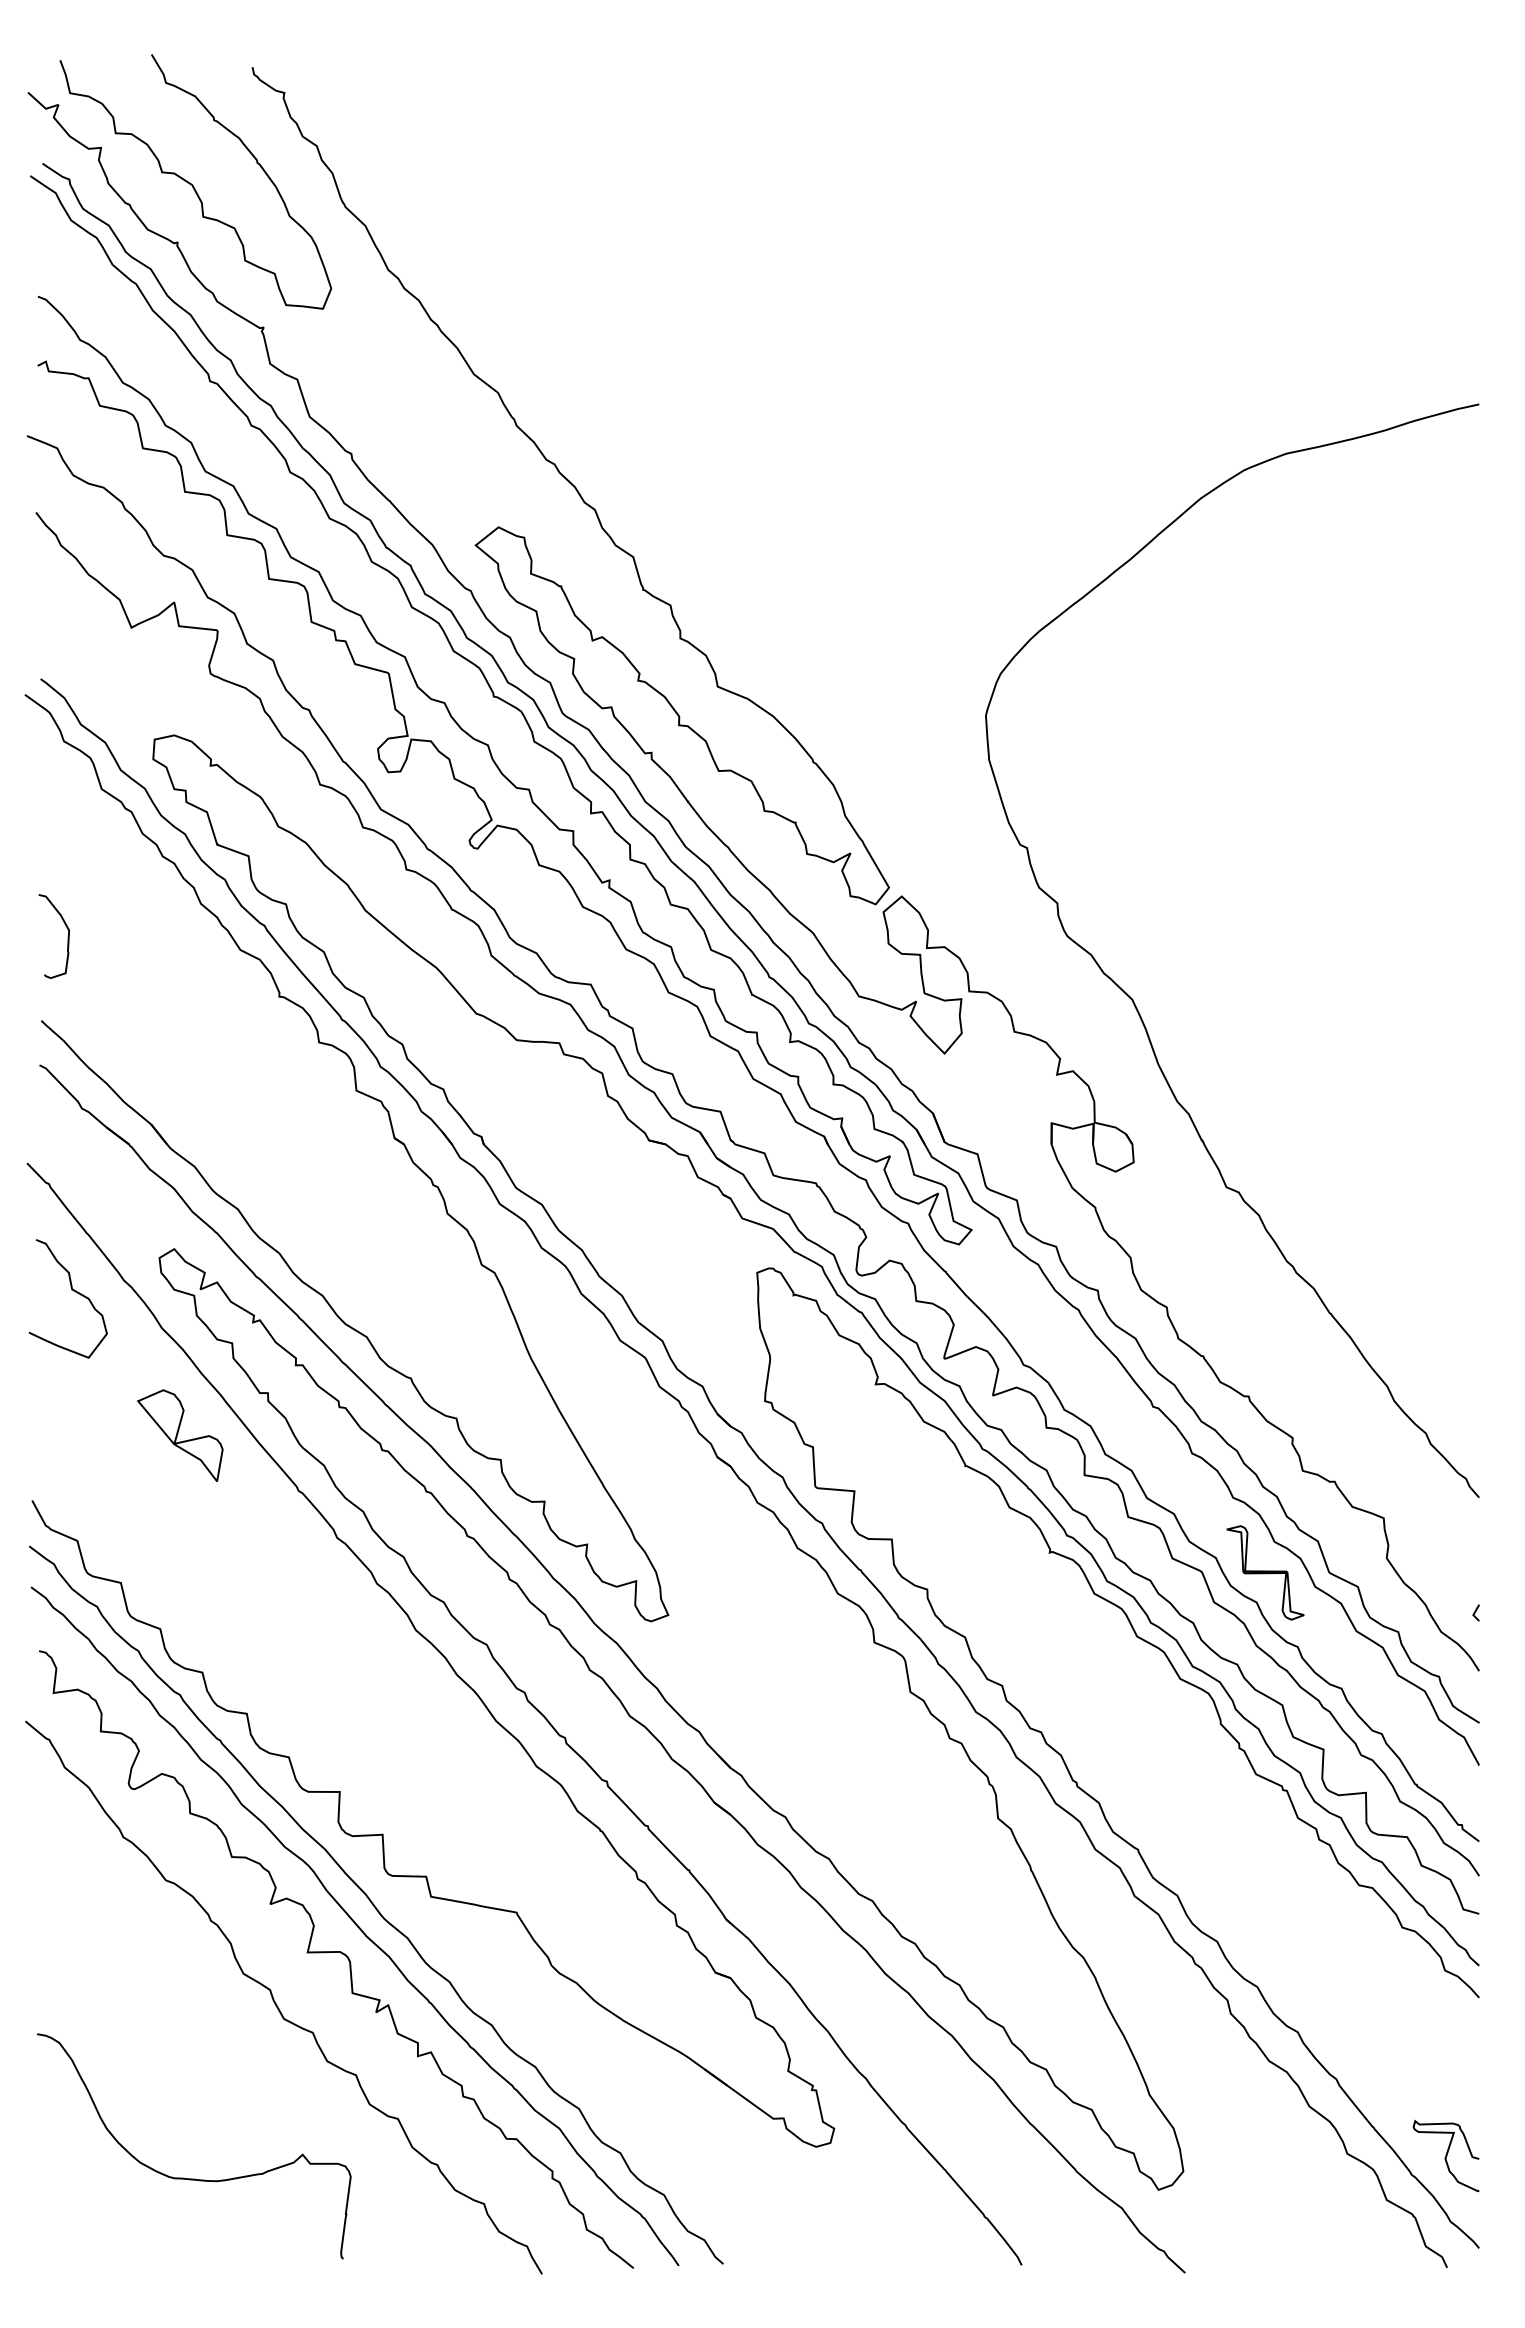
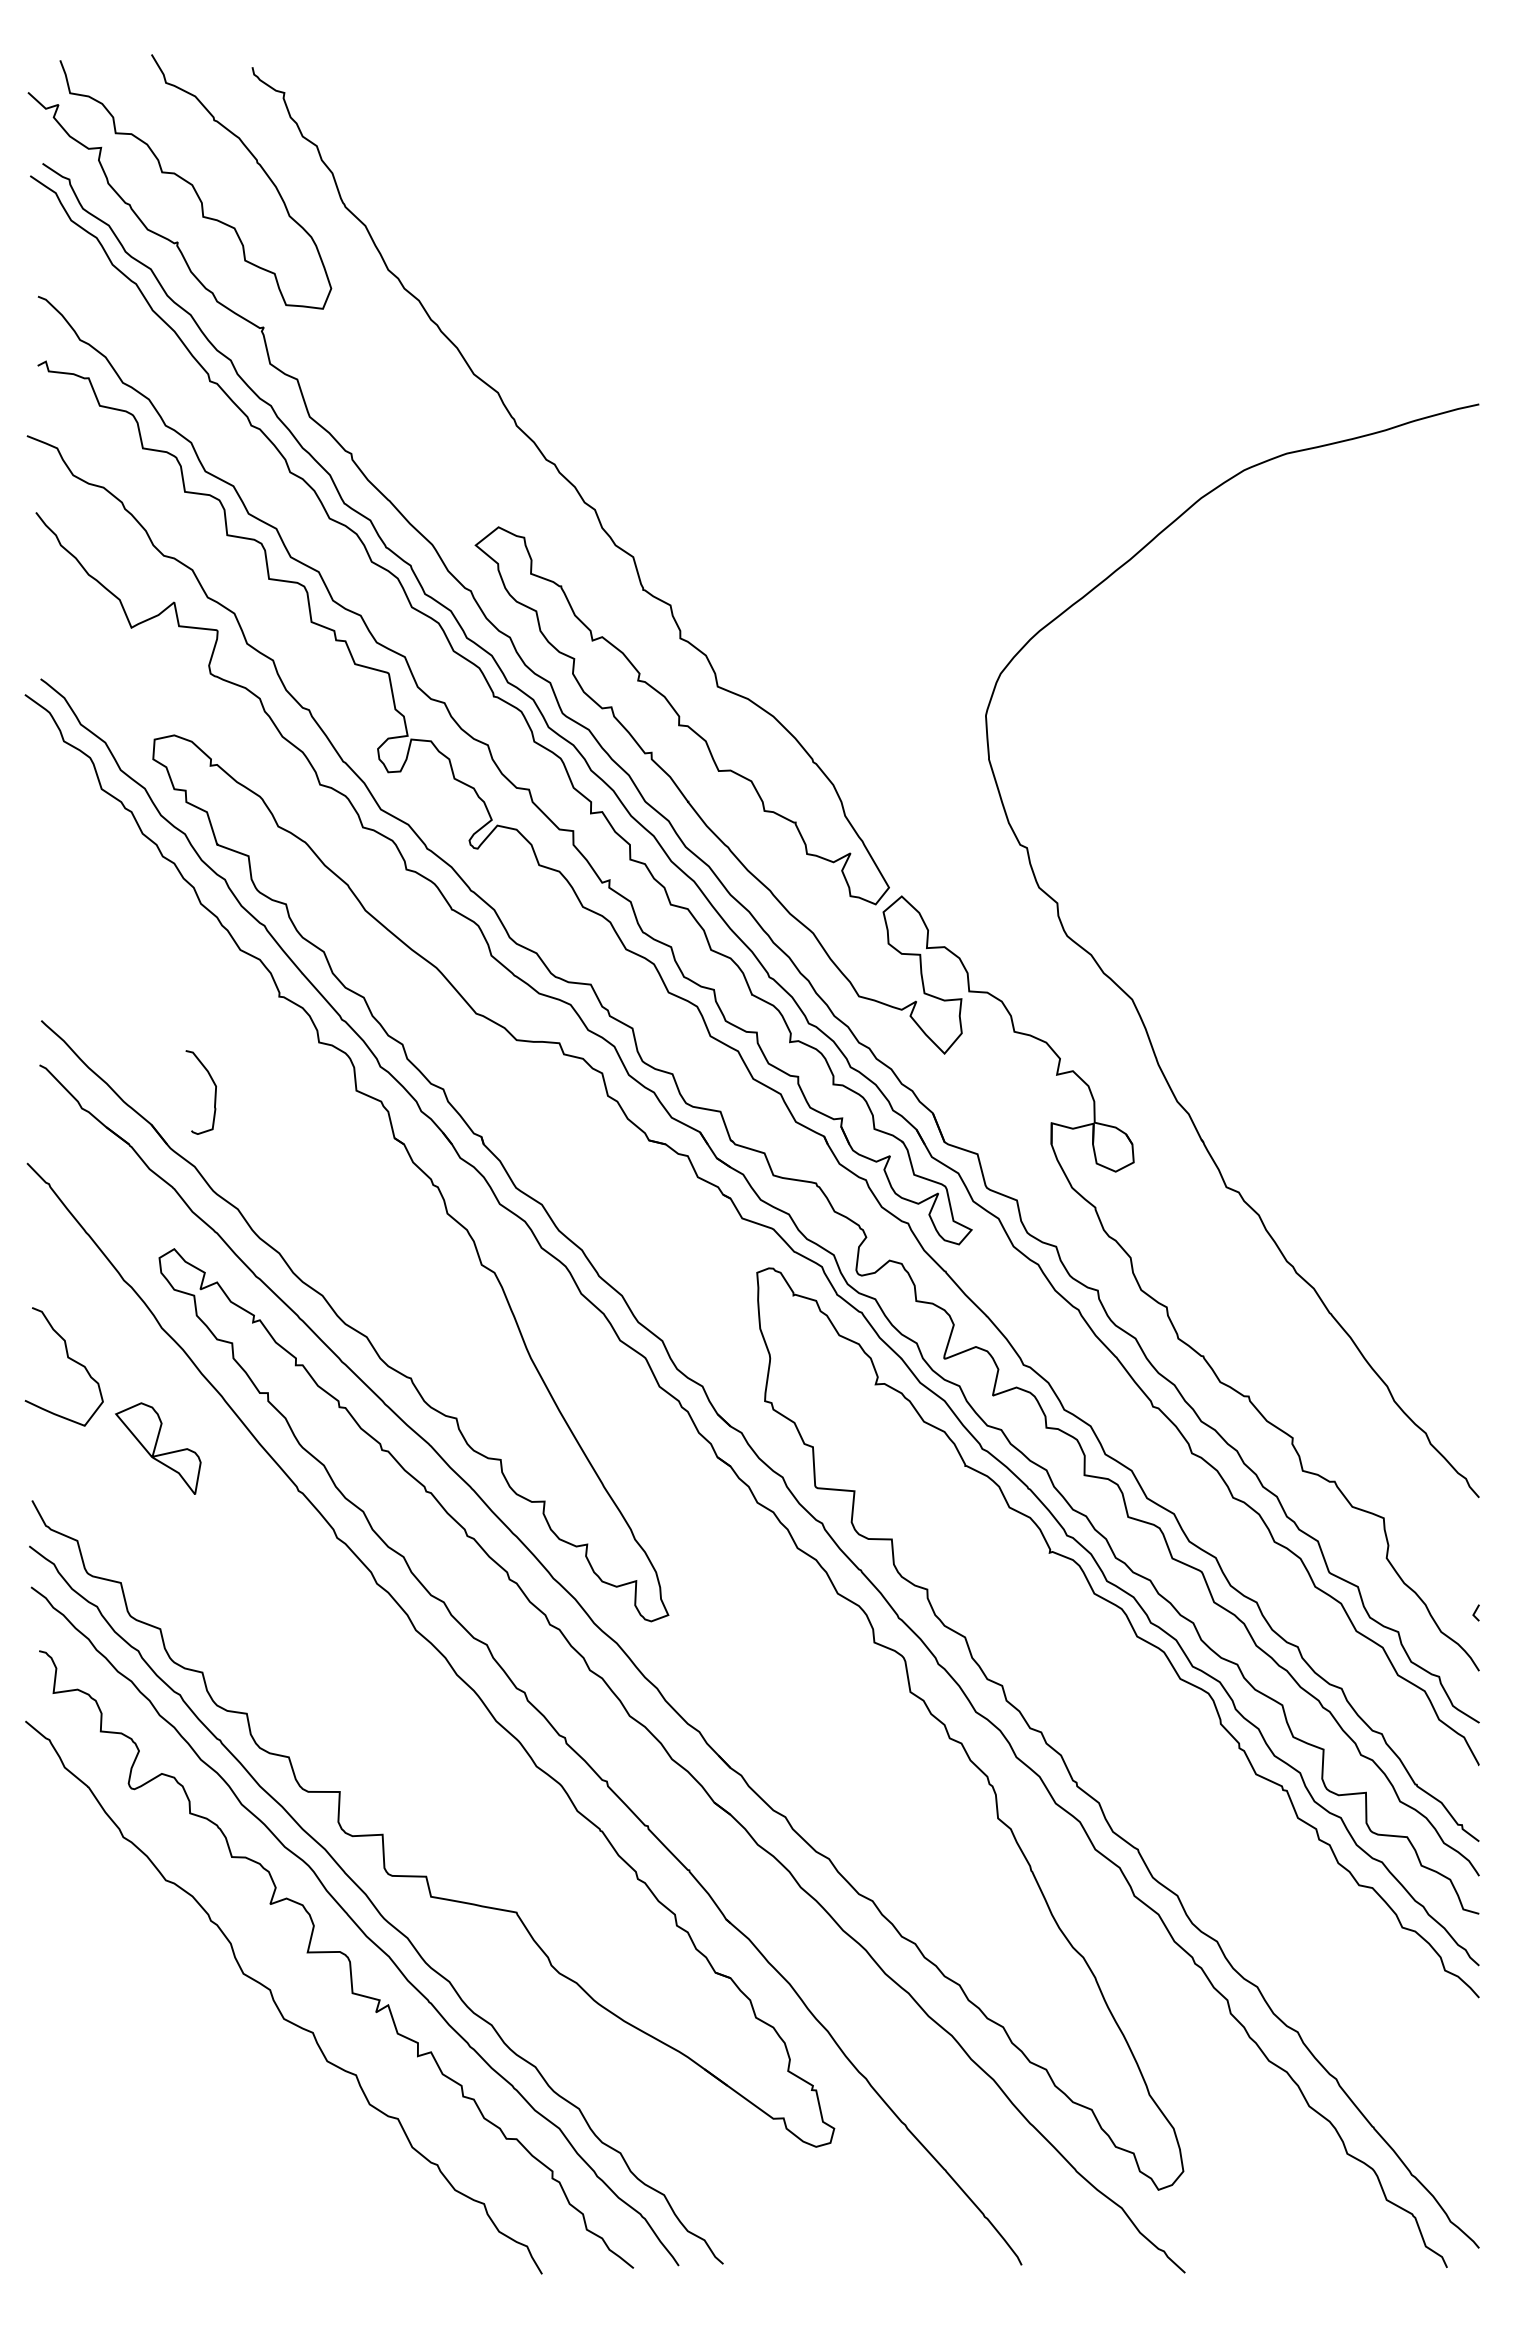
curve position: (67, 936) -> (214, 1092) (214, 1092)
curve position: (71, 1290) -> (67, 1358) (67, 1358)
part position: (180, 1435) -> (158, 1448) (158, 1448)
part: present -> none (1265, 1572)
curve: present -> none (1445, 2156)
curve: present -> none (194, 2178)
